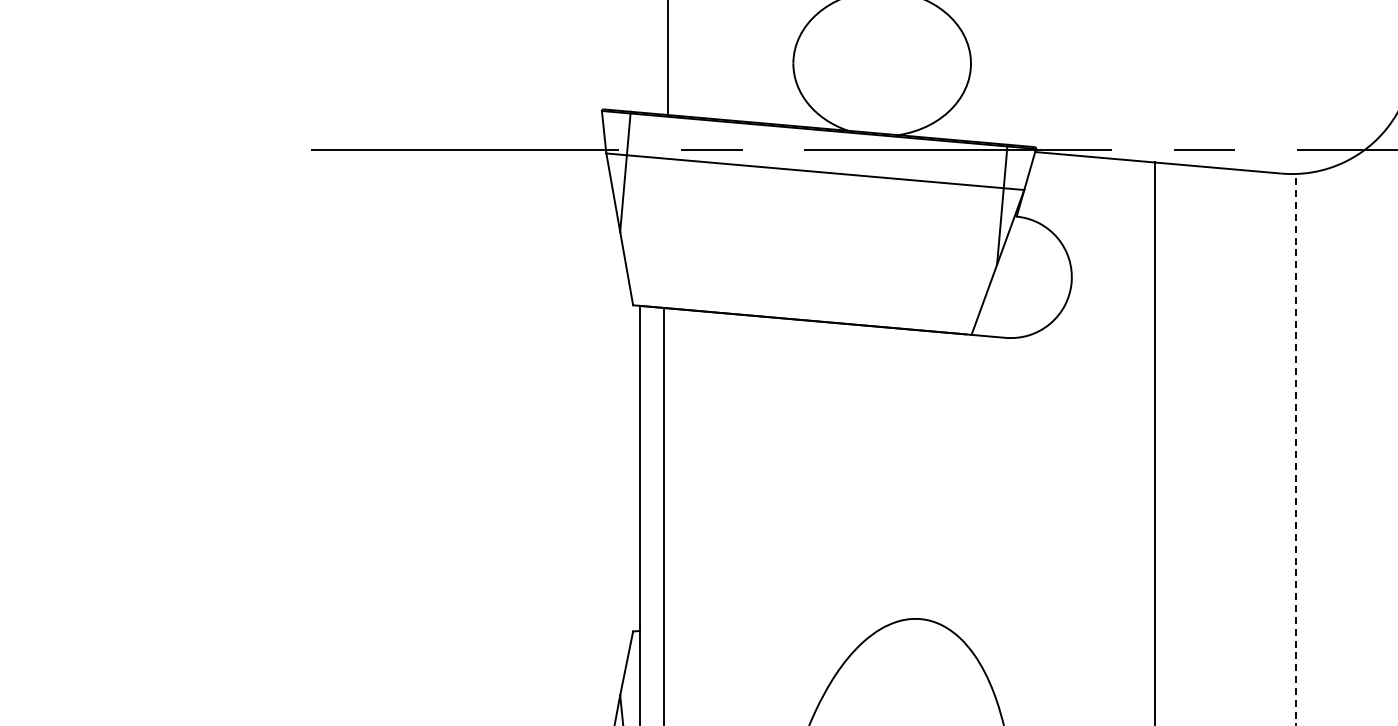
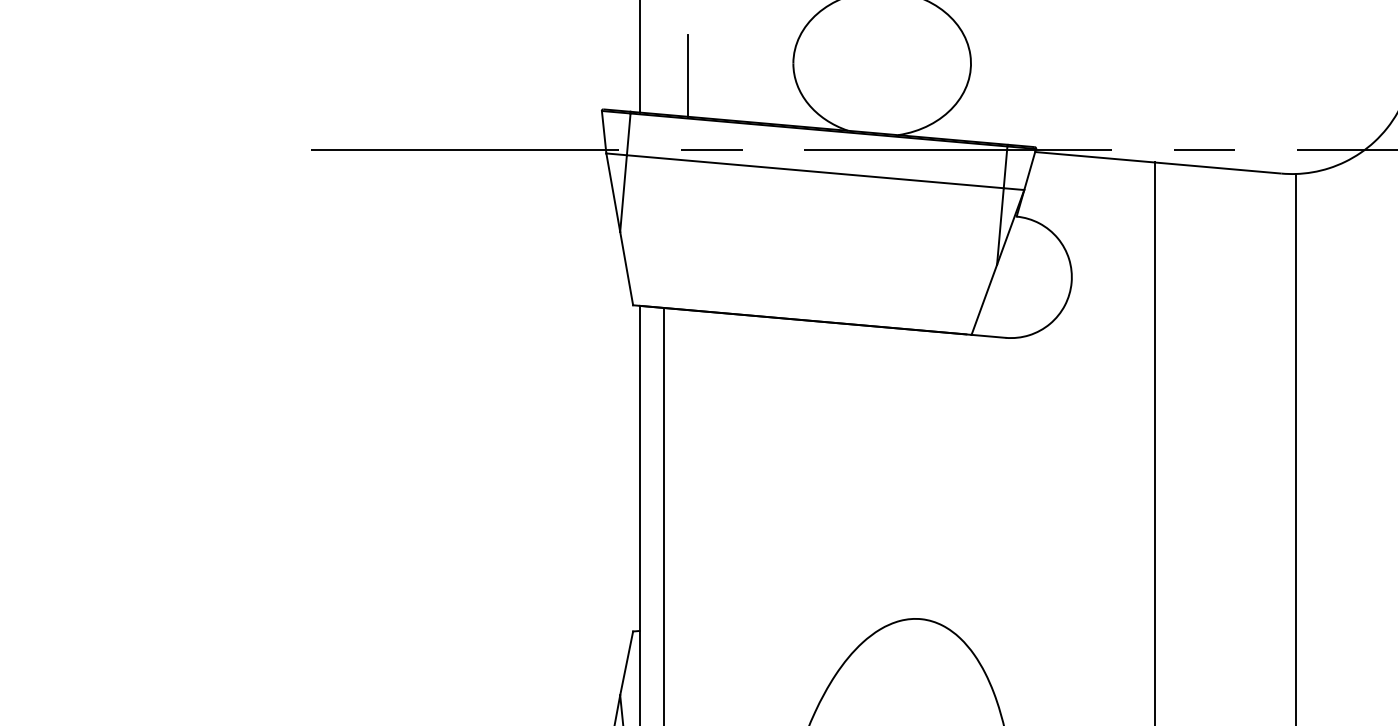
line position: (667, 57) -> (639, 57) (639, 57)
line: none -> present (688, 75)
line: dashed -> solid (1295, 449)
